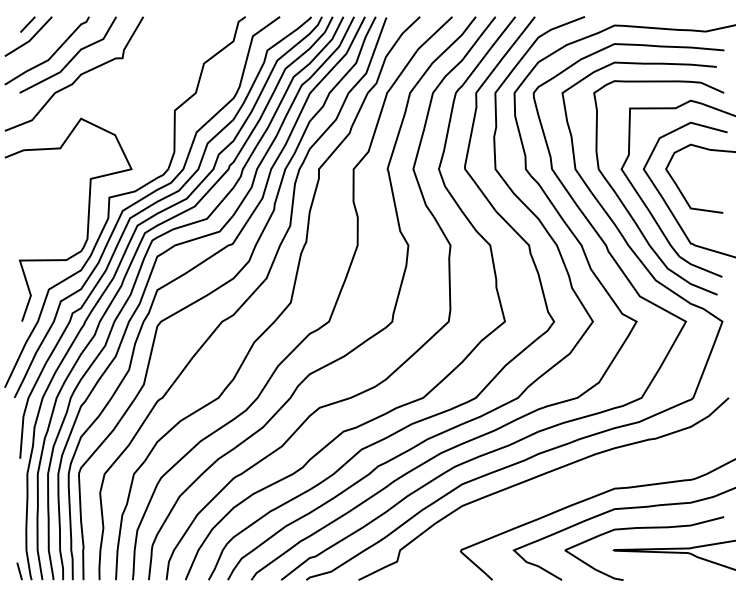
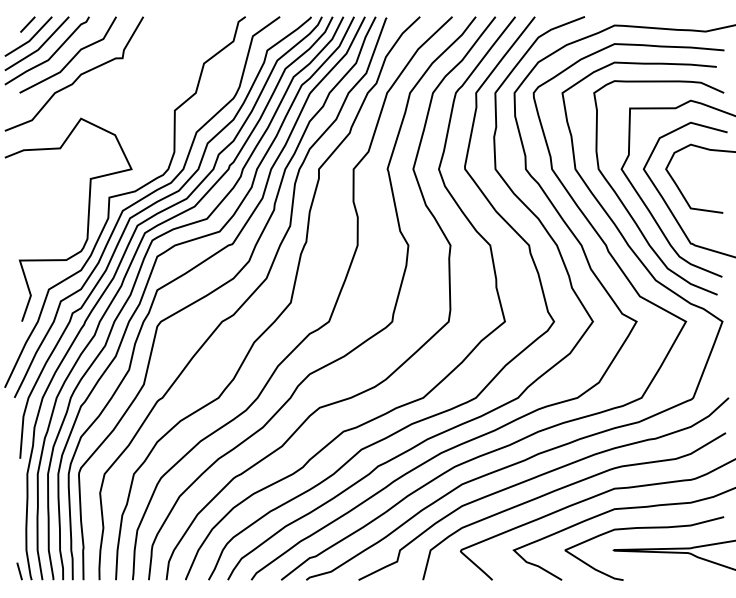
line: none -> present (40, 45)
curve: none -> present (564, 488)
